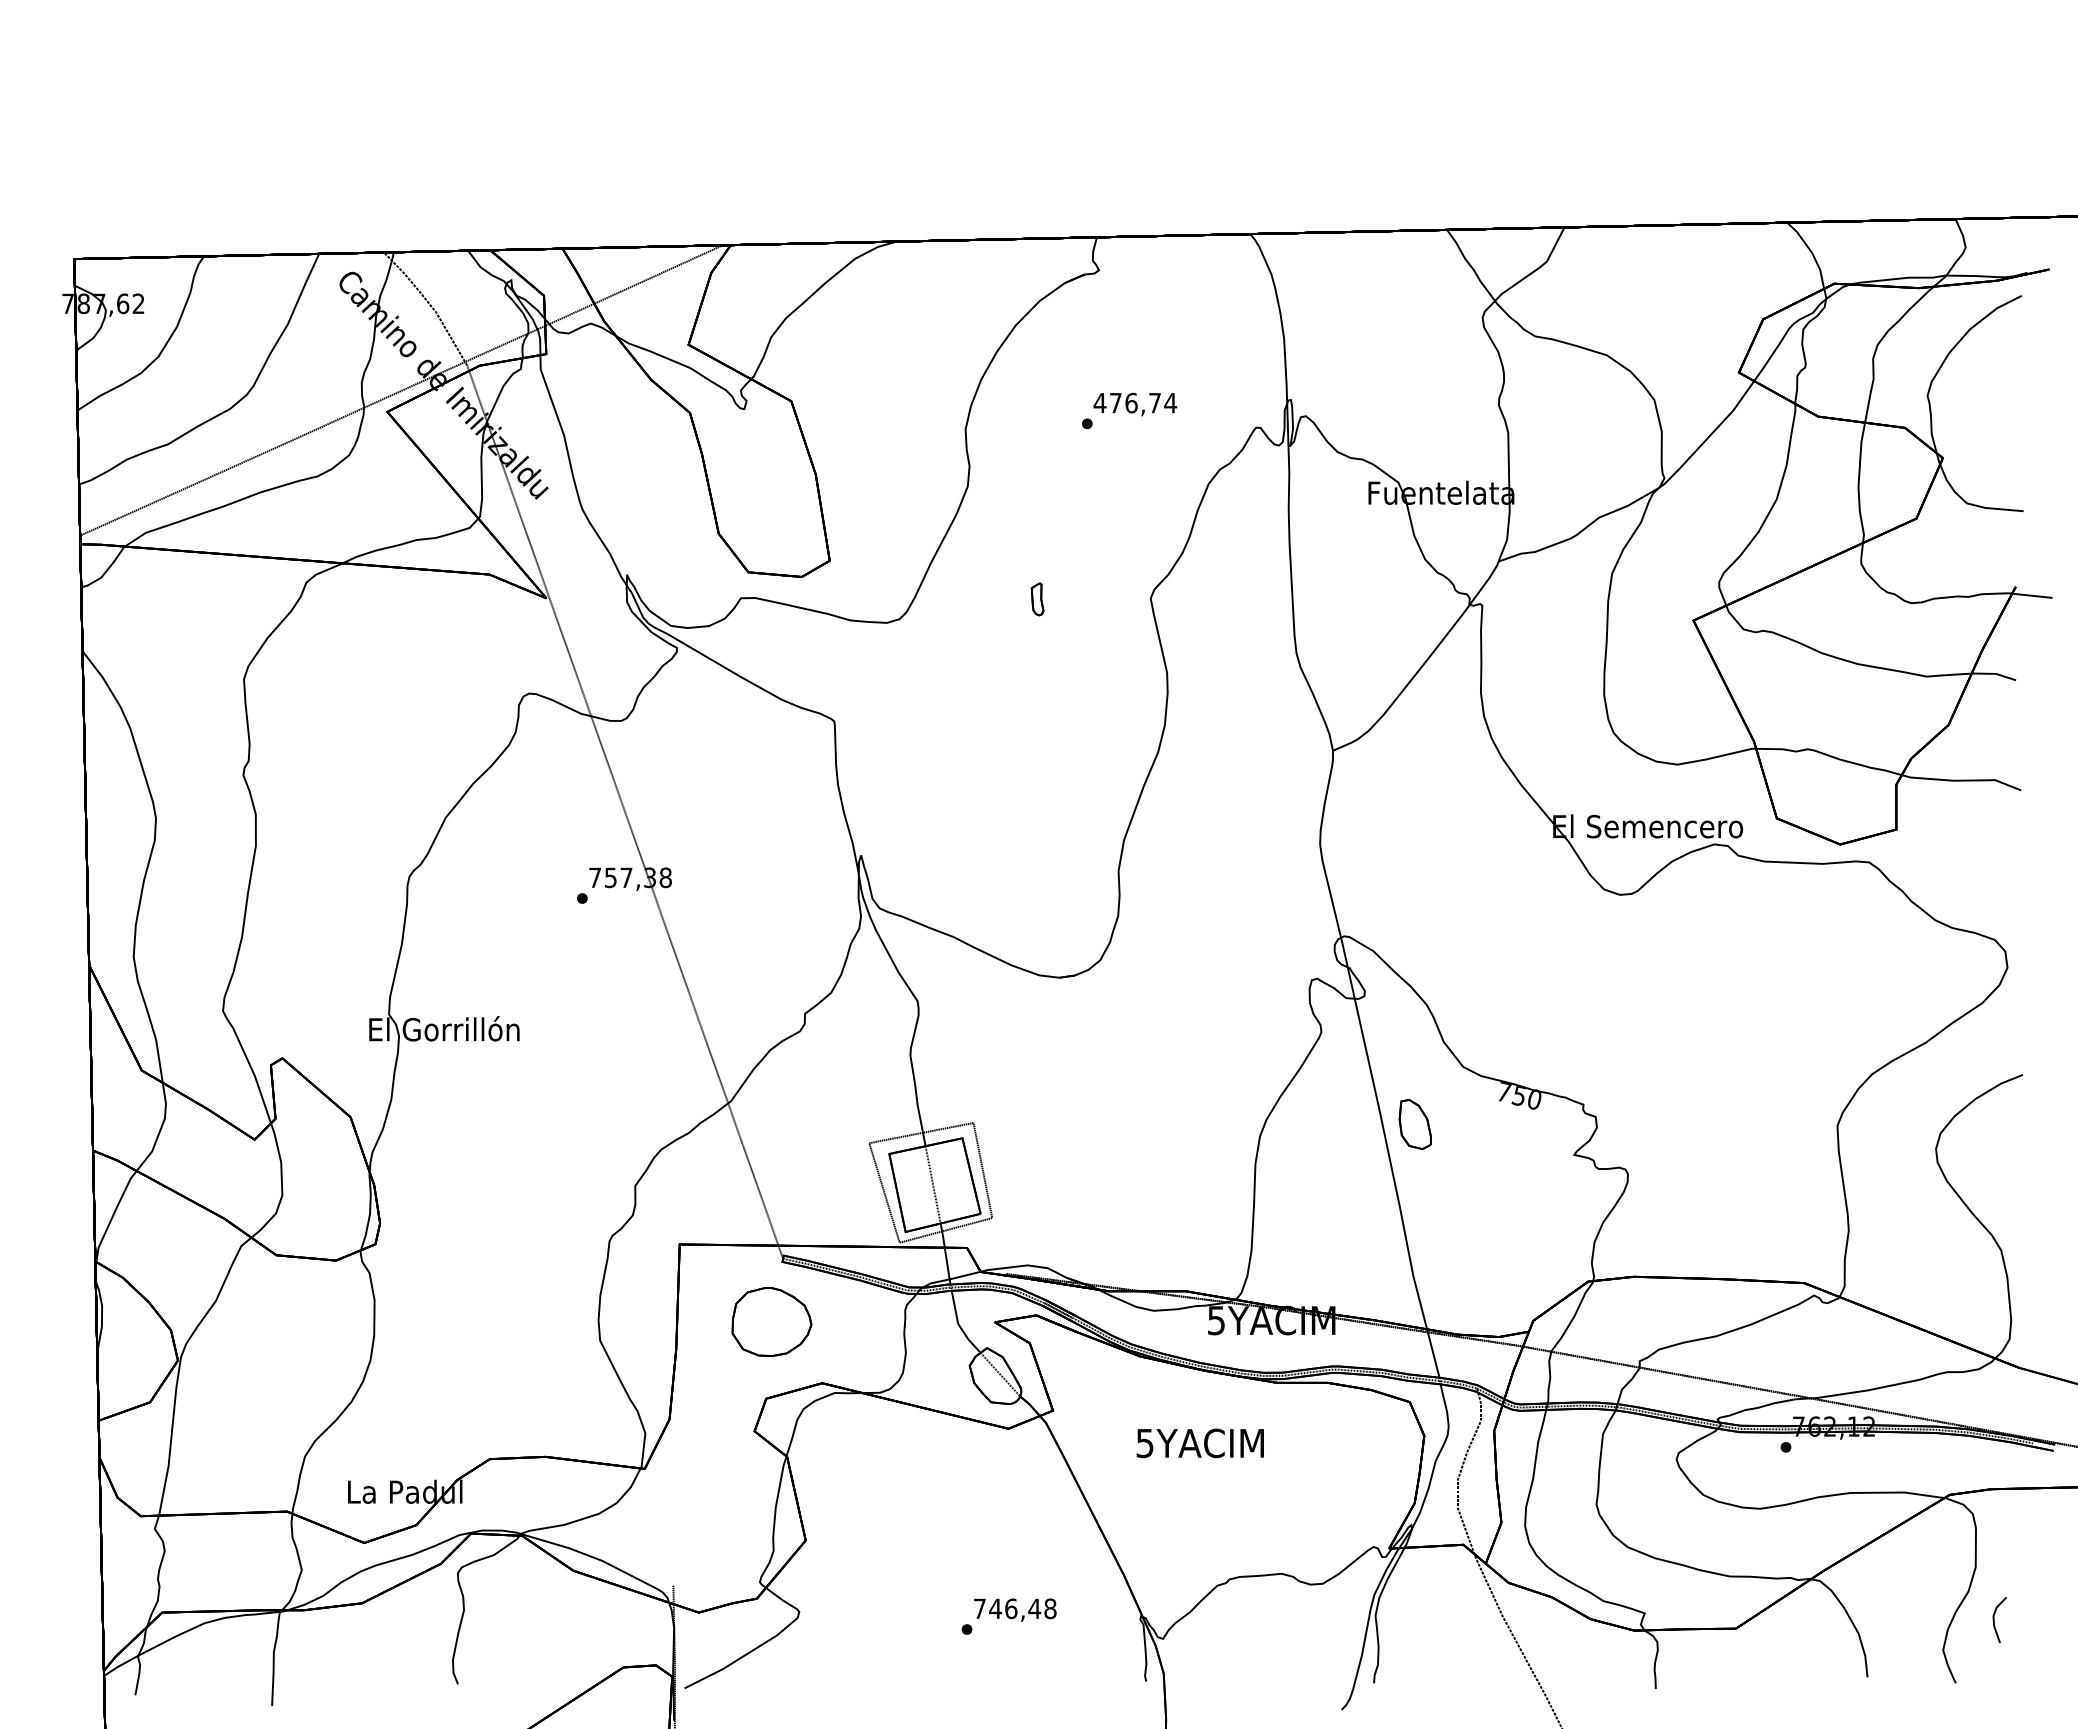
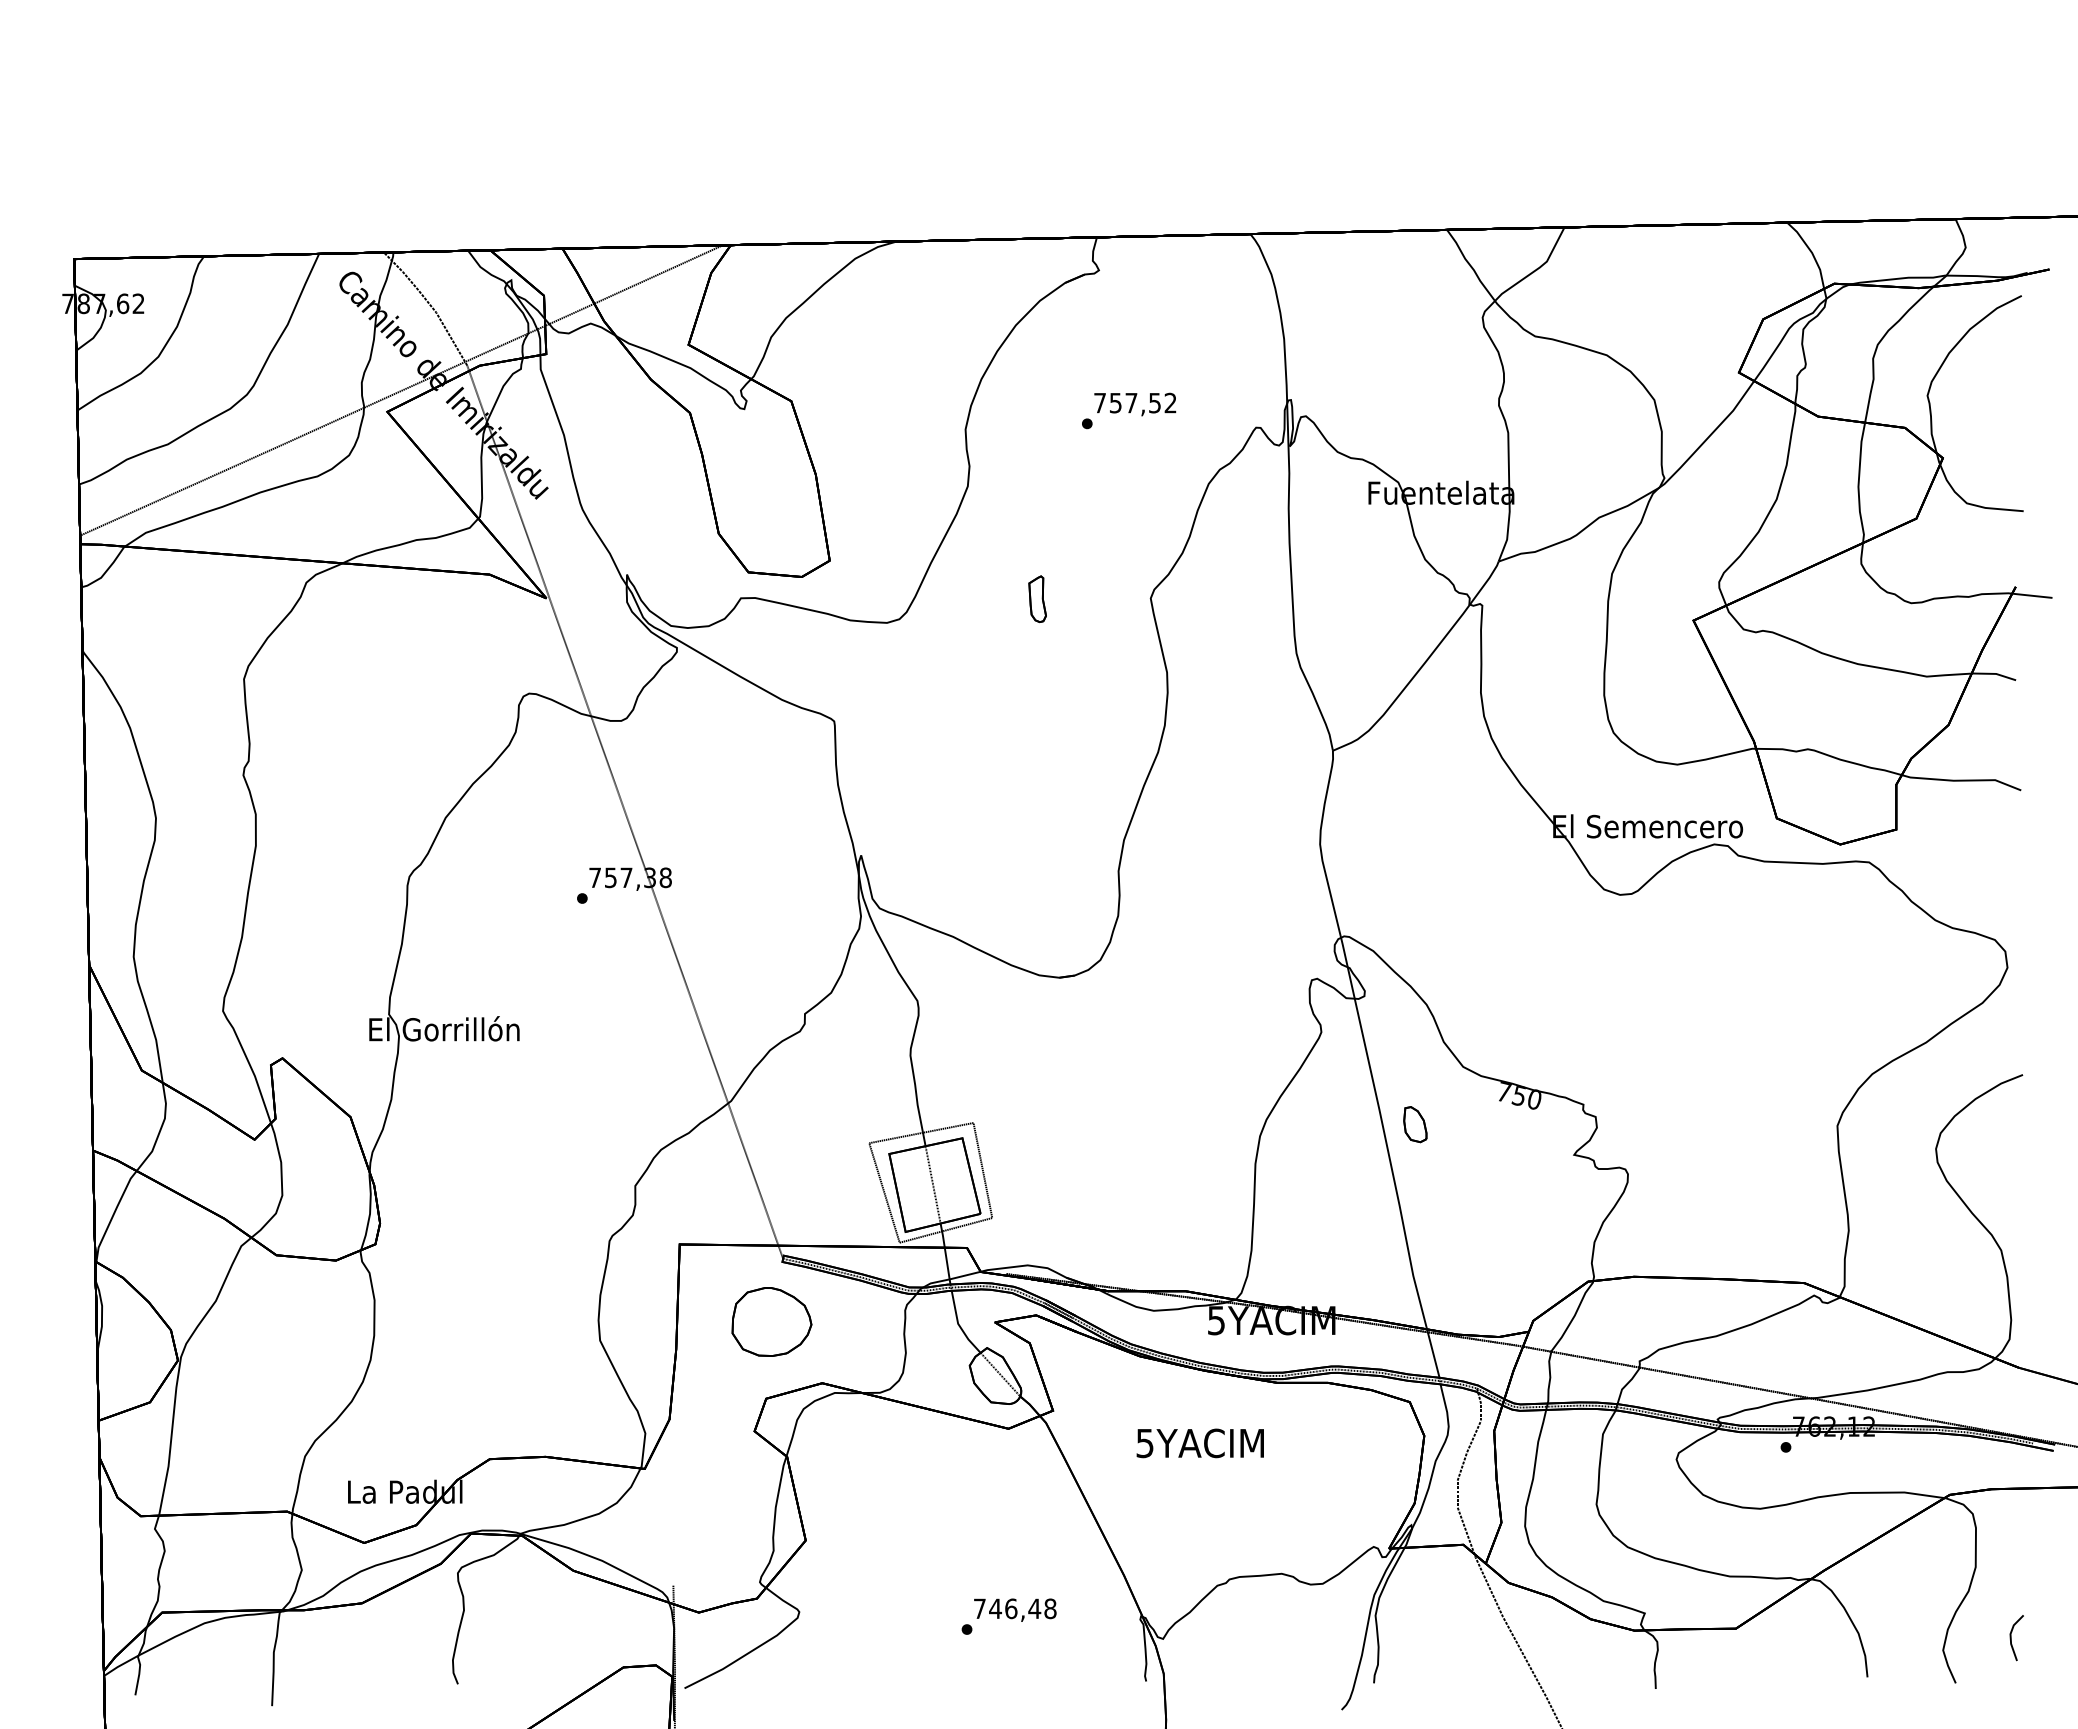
text: 476,74 -> 757,52 (1135, 402)
part size: 15x35 px -> 19x49 px (1037, 599)
part size: 34x51 px -> 25x38 px (1415, 1124)
line position: (1994, 1620) -> (2011, 1638) (2011, 1638)
